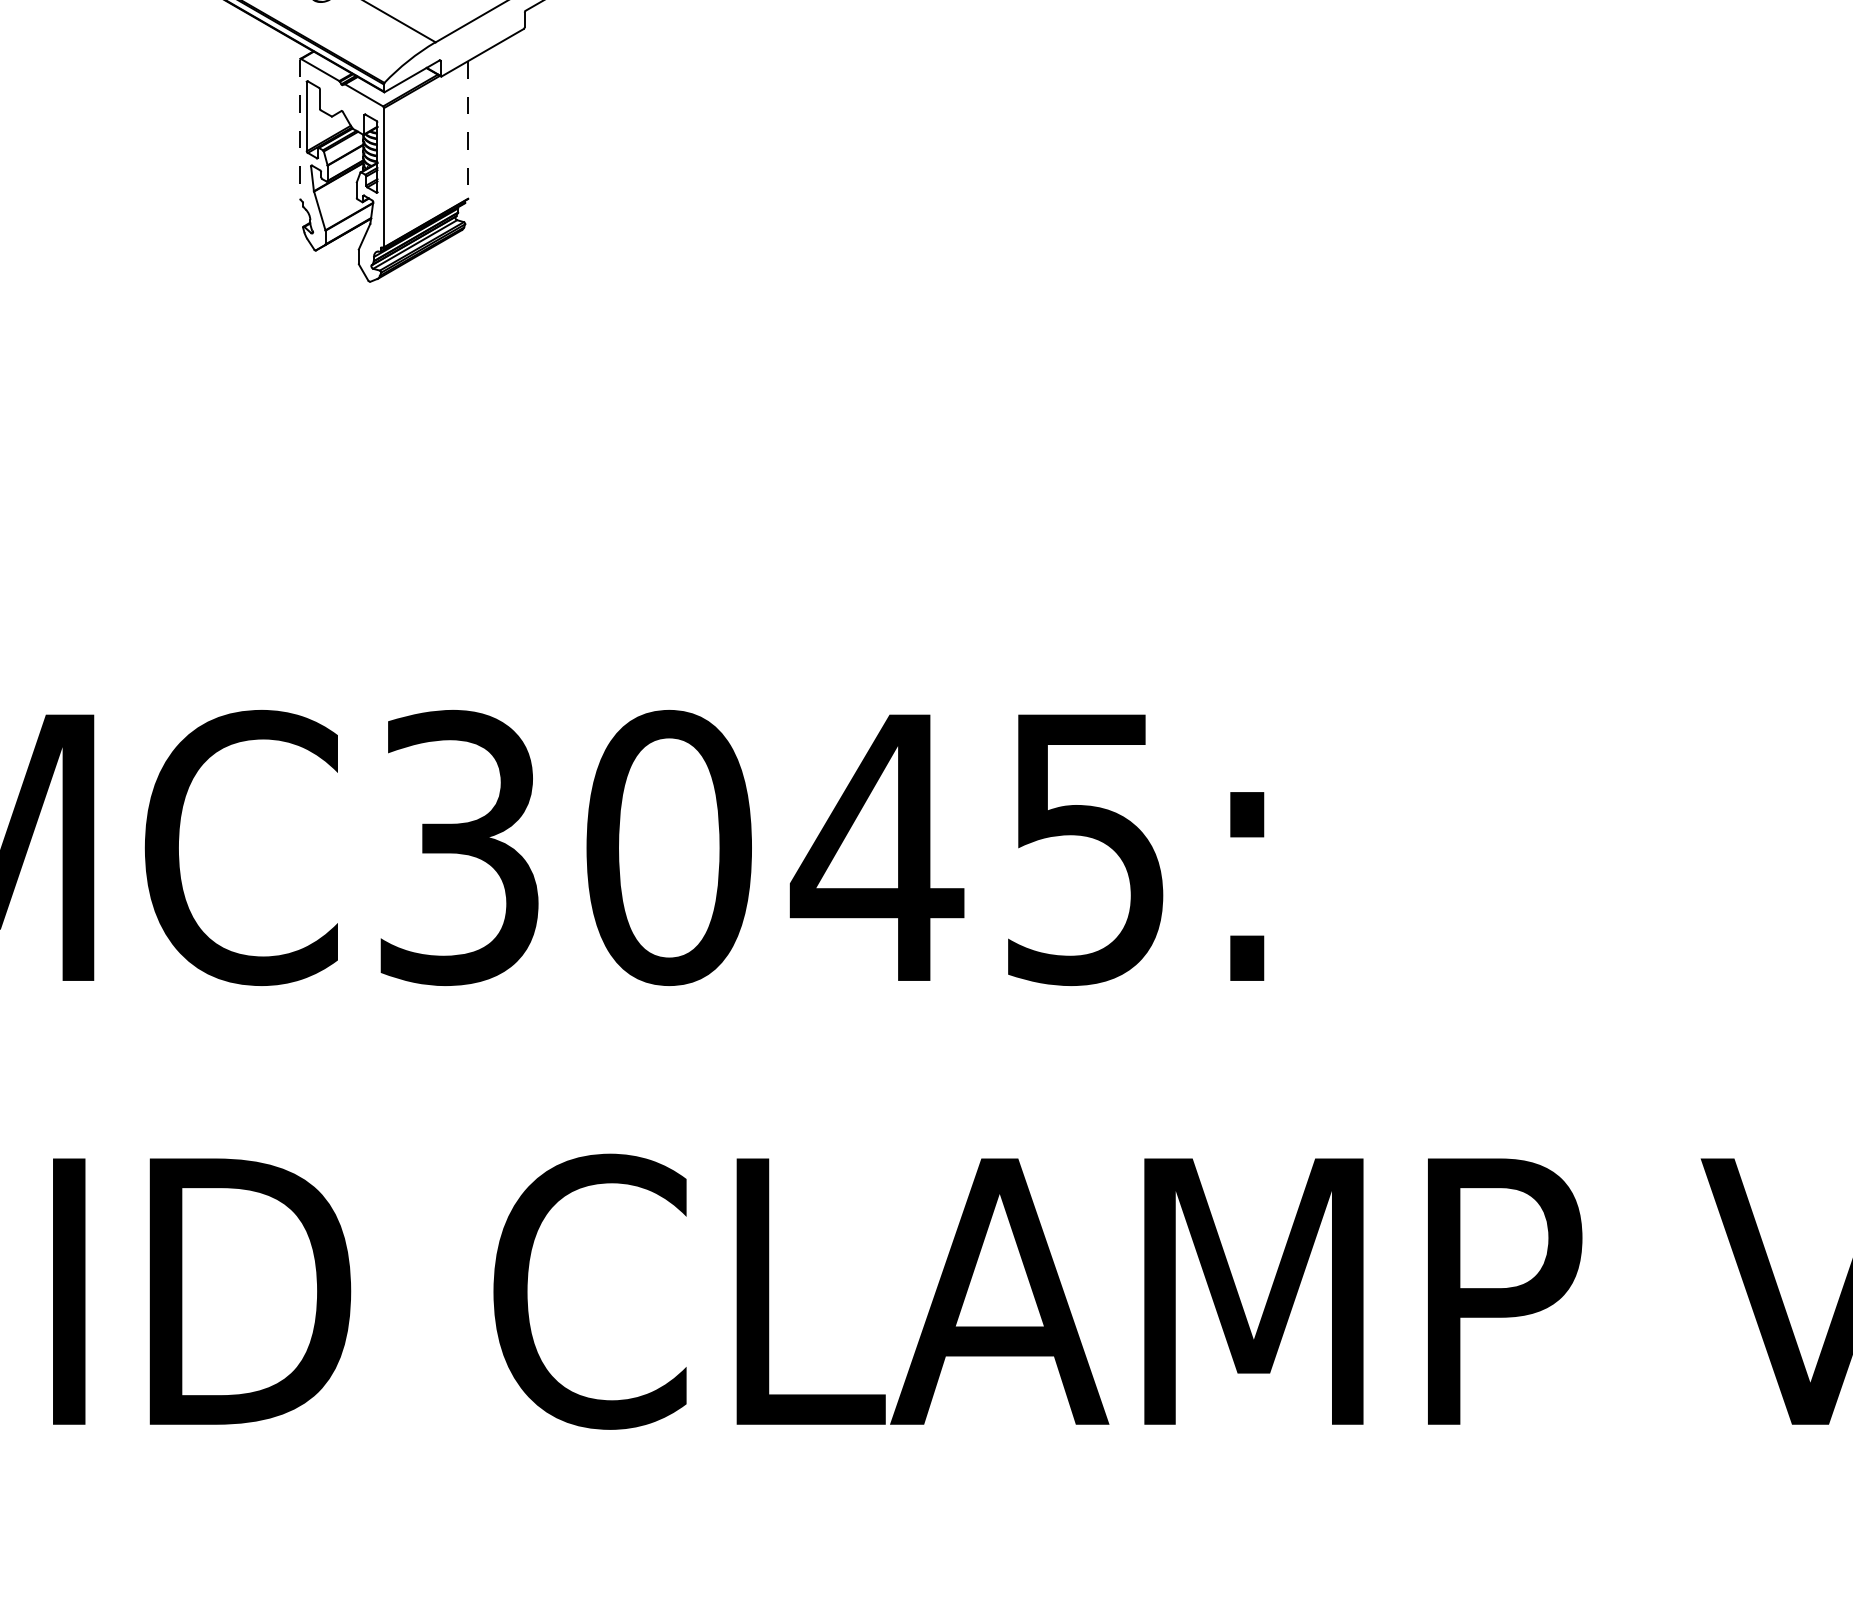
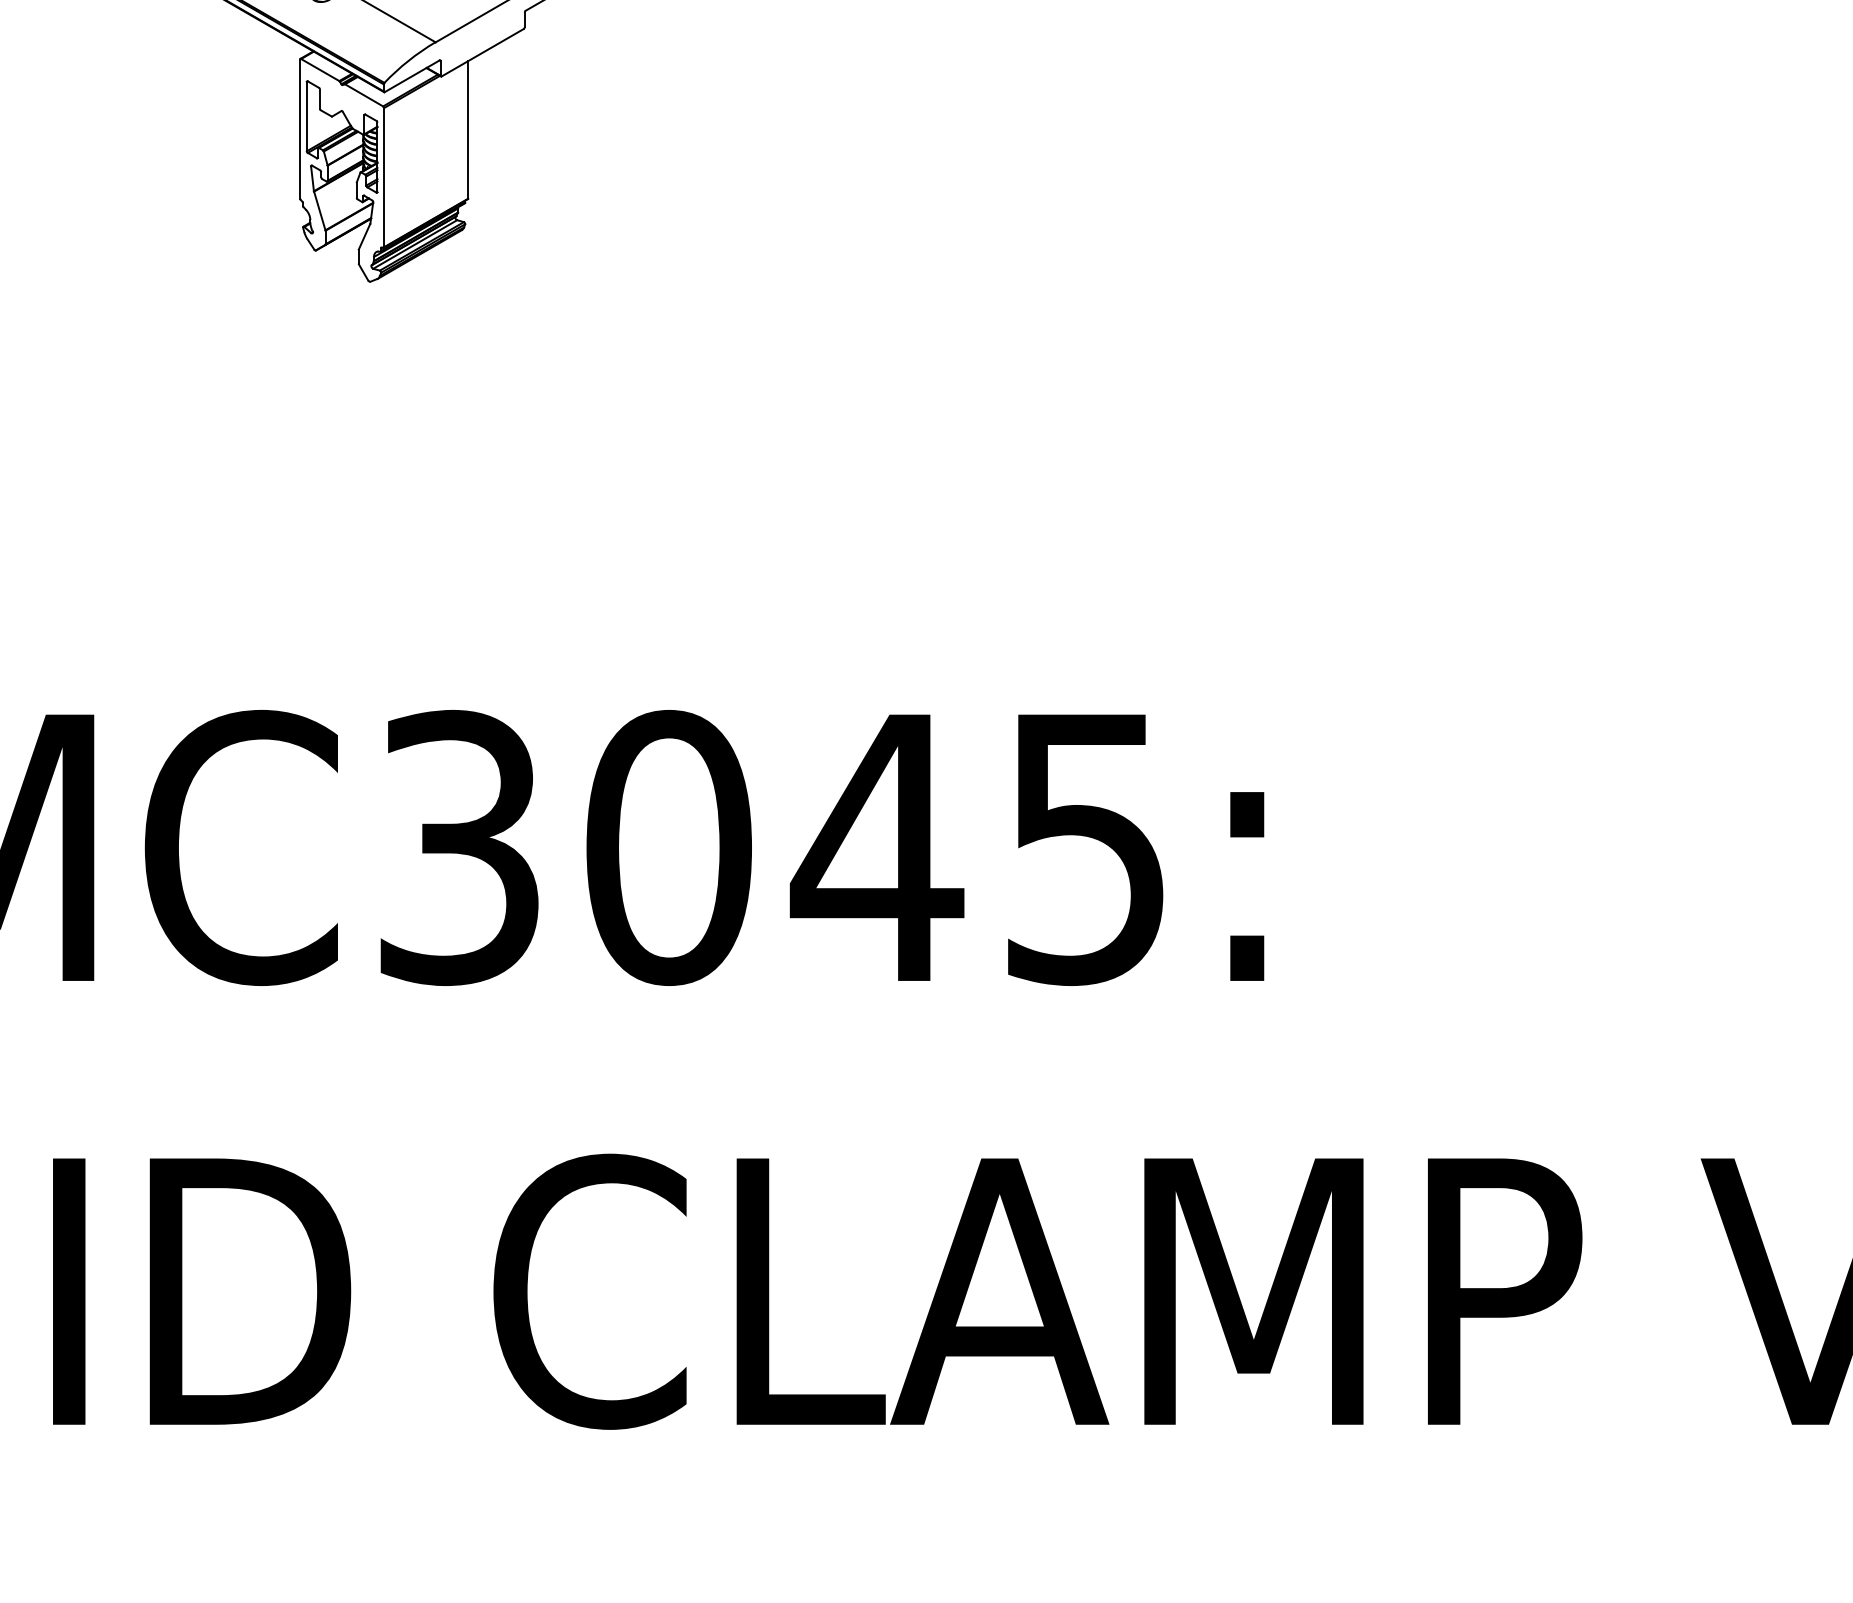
line: dashed -> solid (300, 129)
line: dashed -> solid (468, 129)
